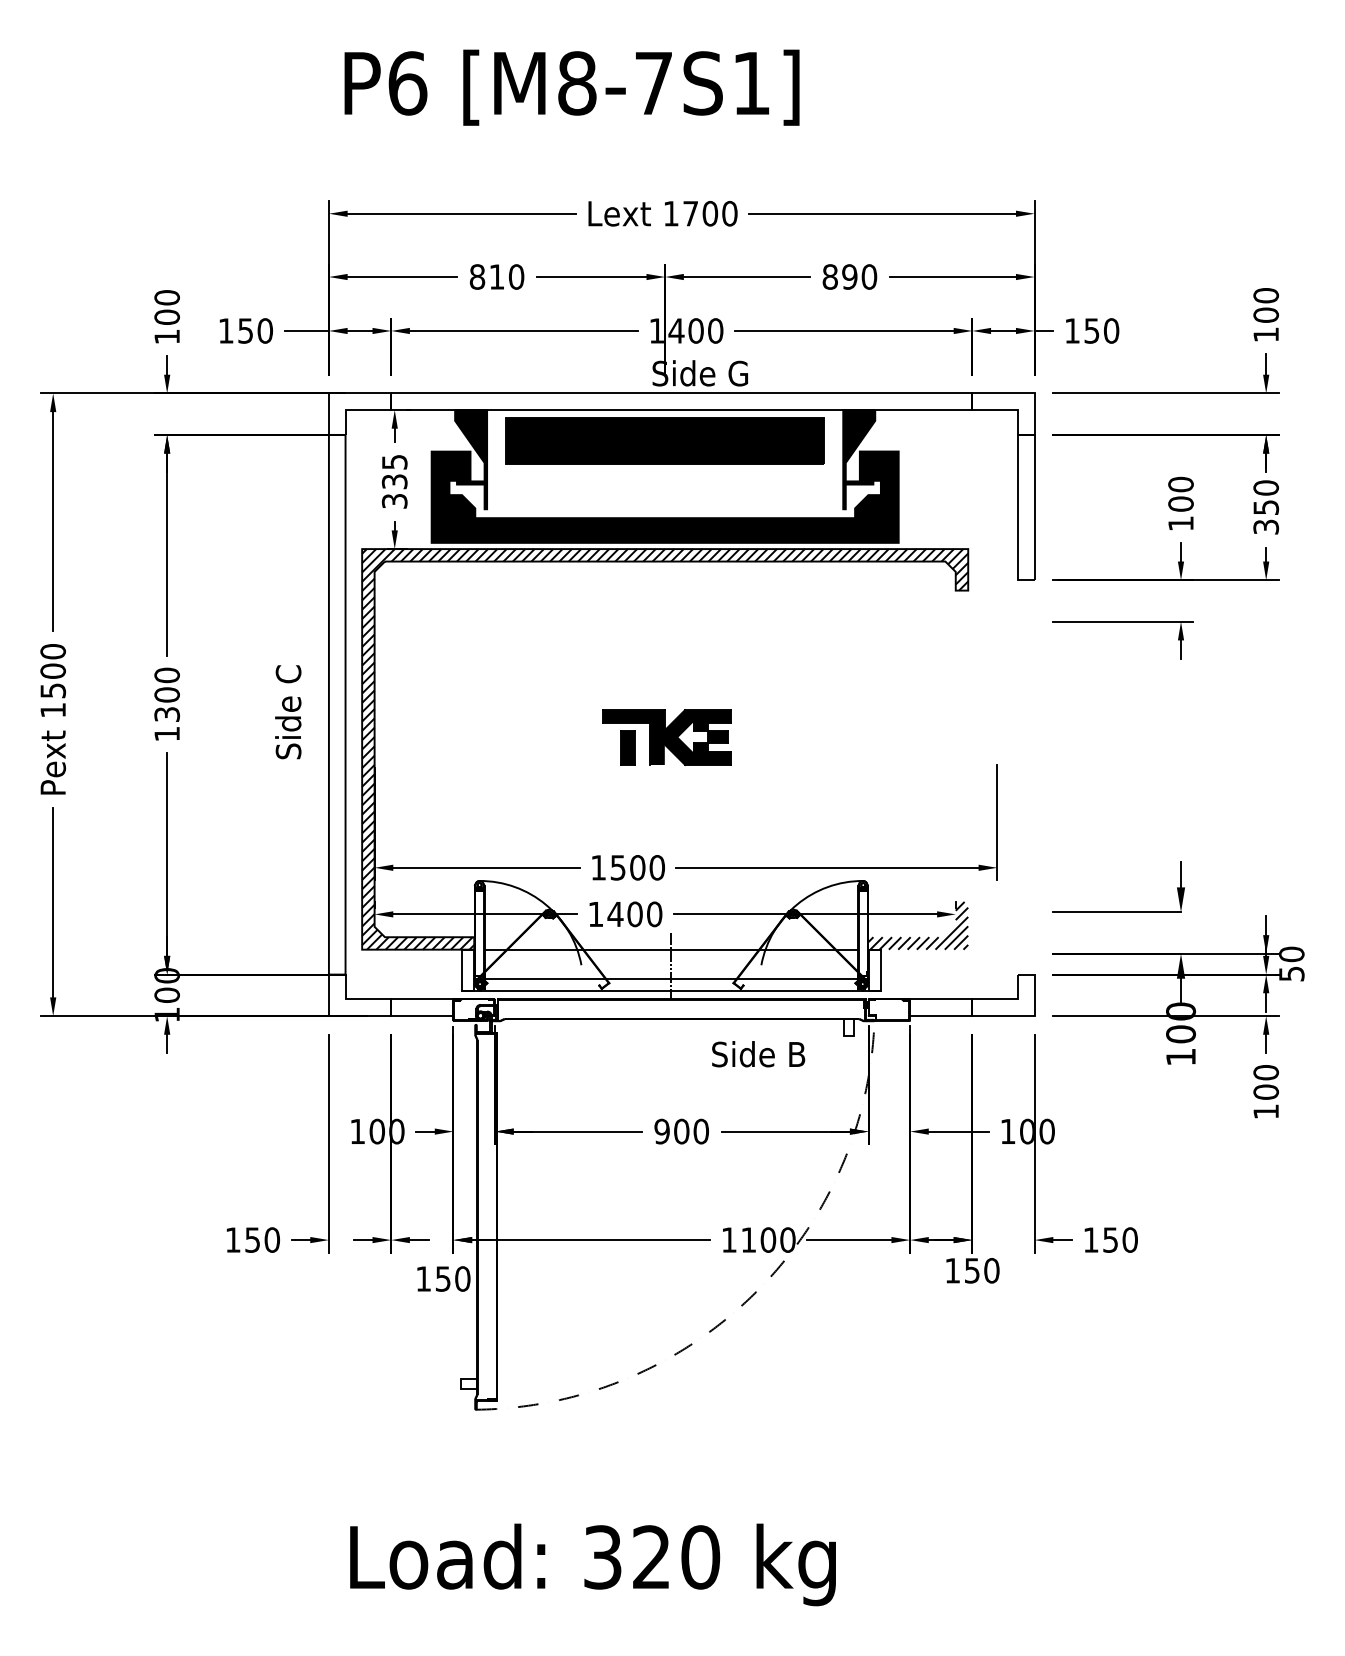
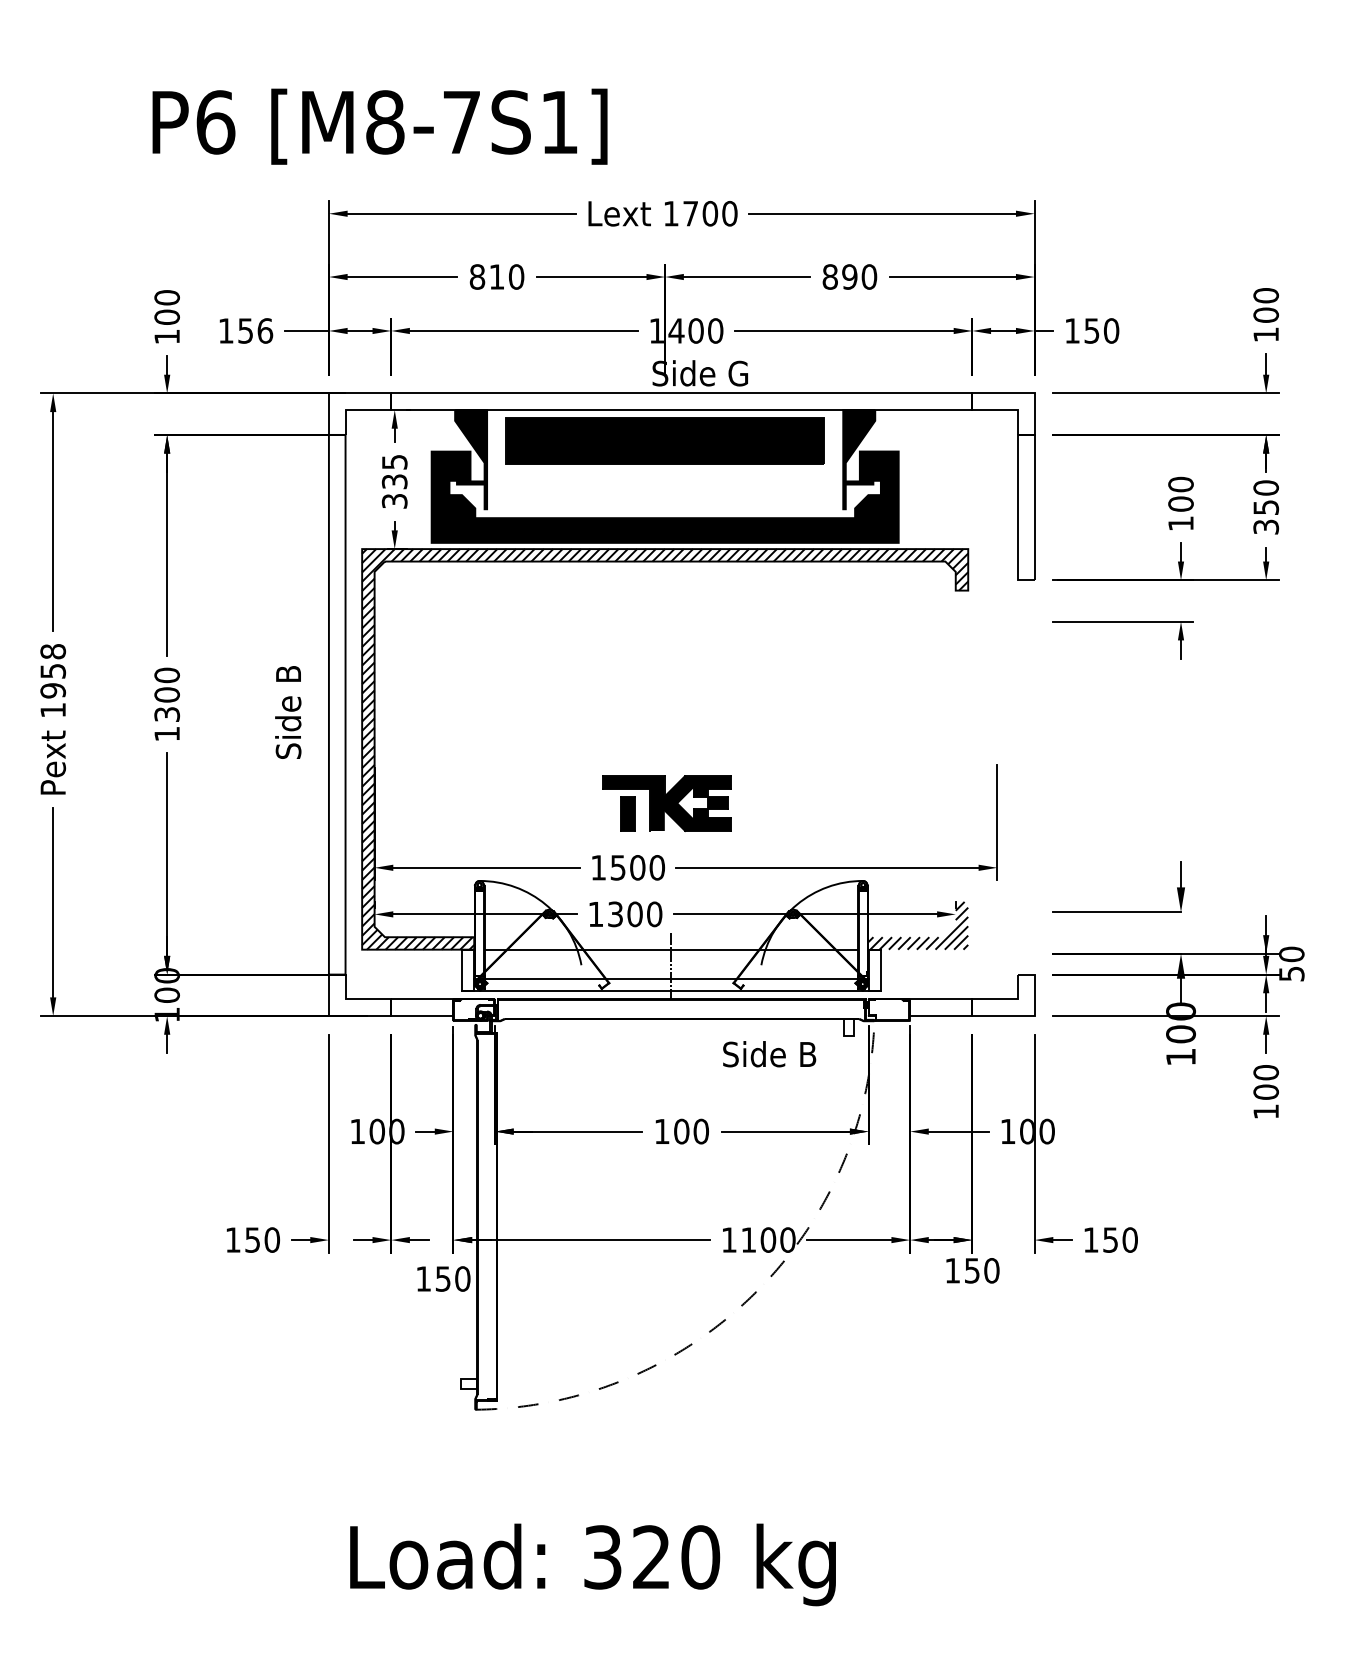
text position: (571, 87) -> (379, 126) (379, 126)
text: 150 -> 156 (265, 330)
text: 1500 -> 1958 (53, 671)
text: Side C -> Side B (288, 712)
part position: (666, 737) -> (666, 803) (666, 803)
text: 1400 -> 1300 (615, 914)
text position: (758, 1054) -> (769, 1054) (769, 1054)
text: 900 -> 100 (661, 1131)
